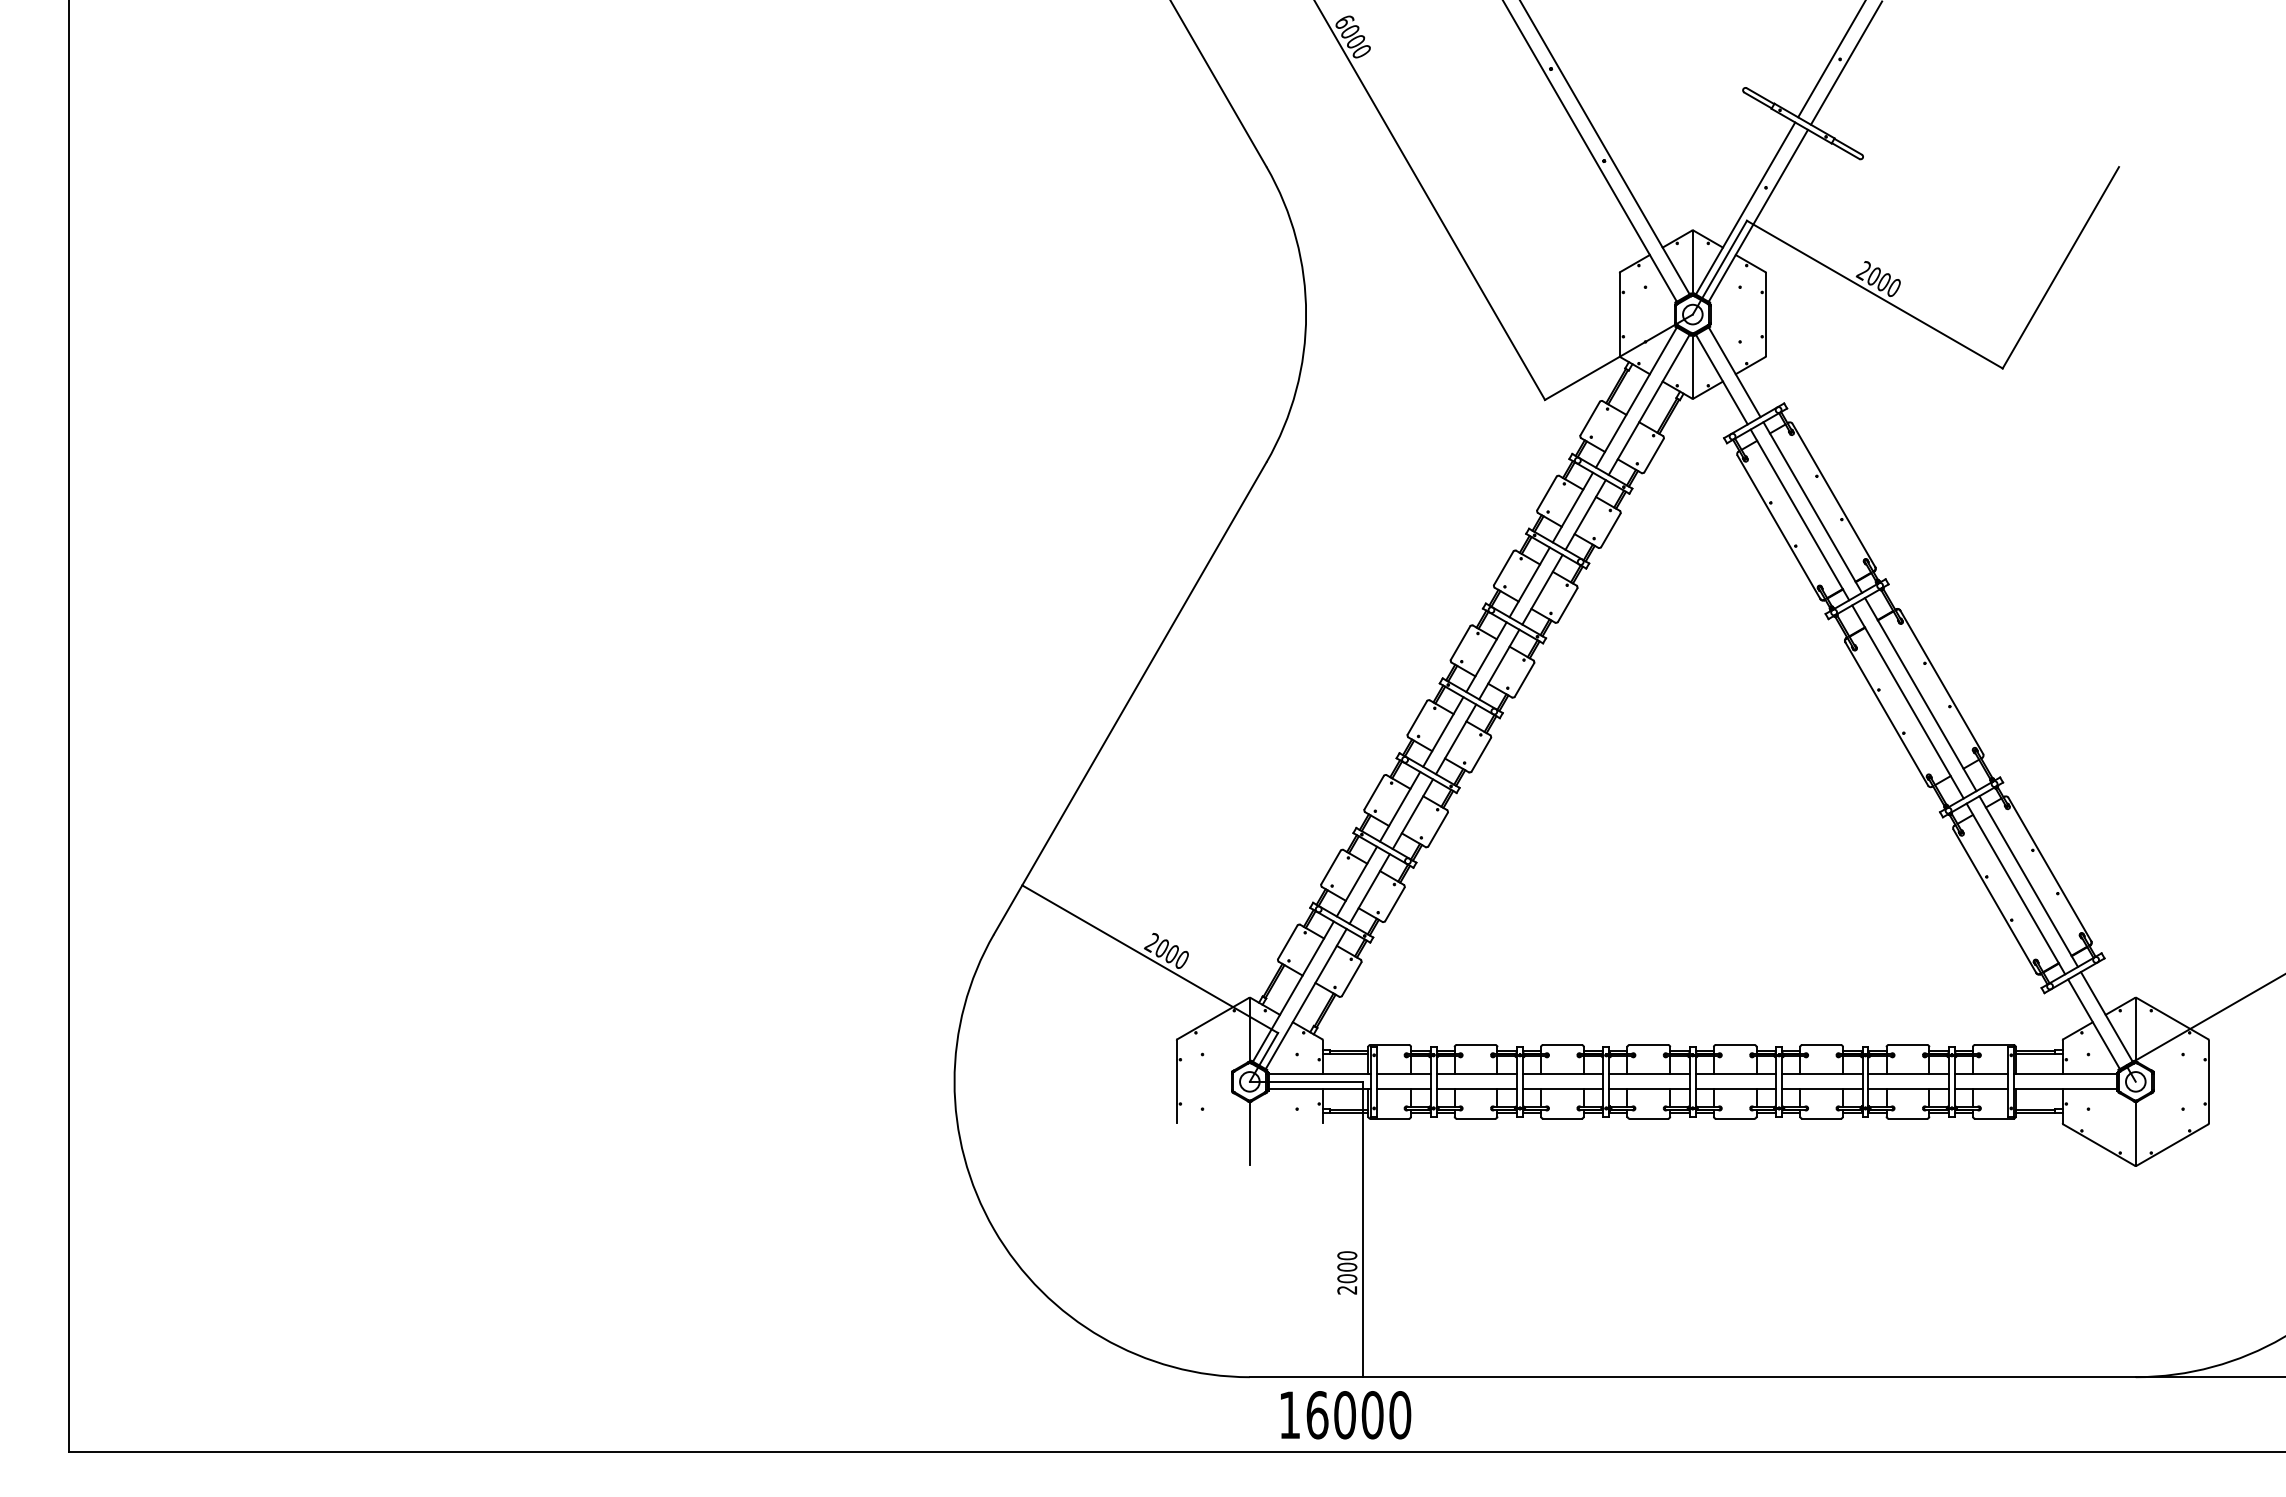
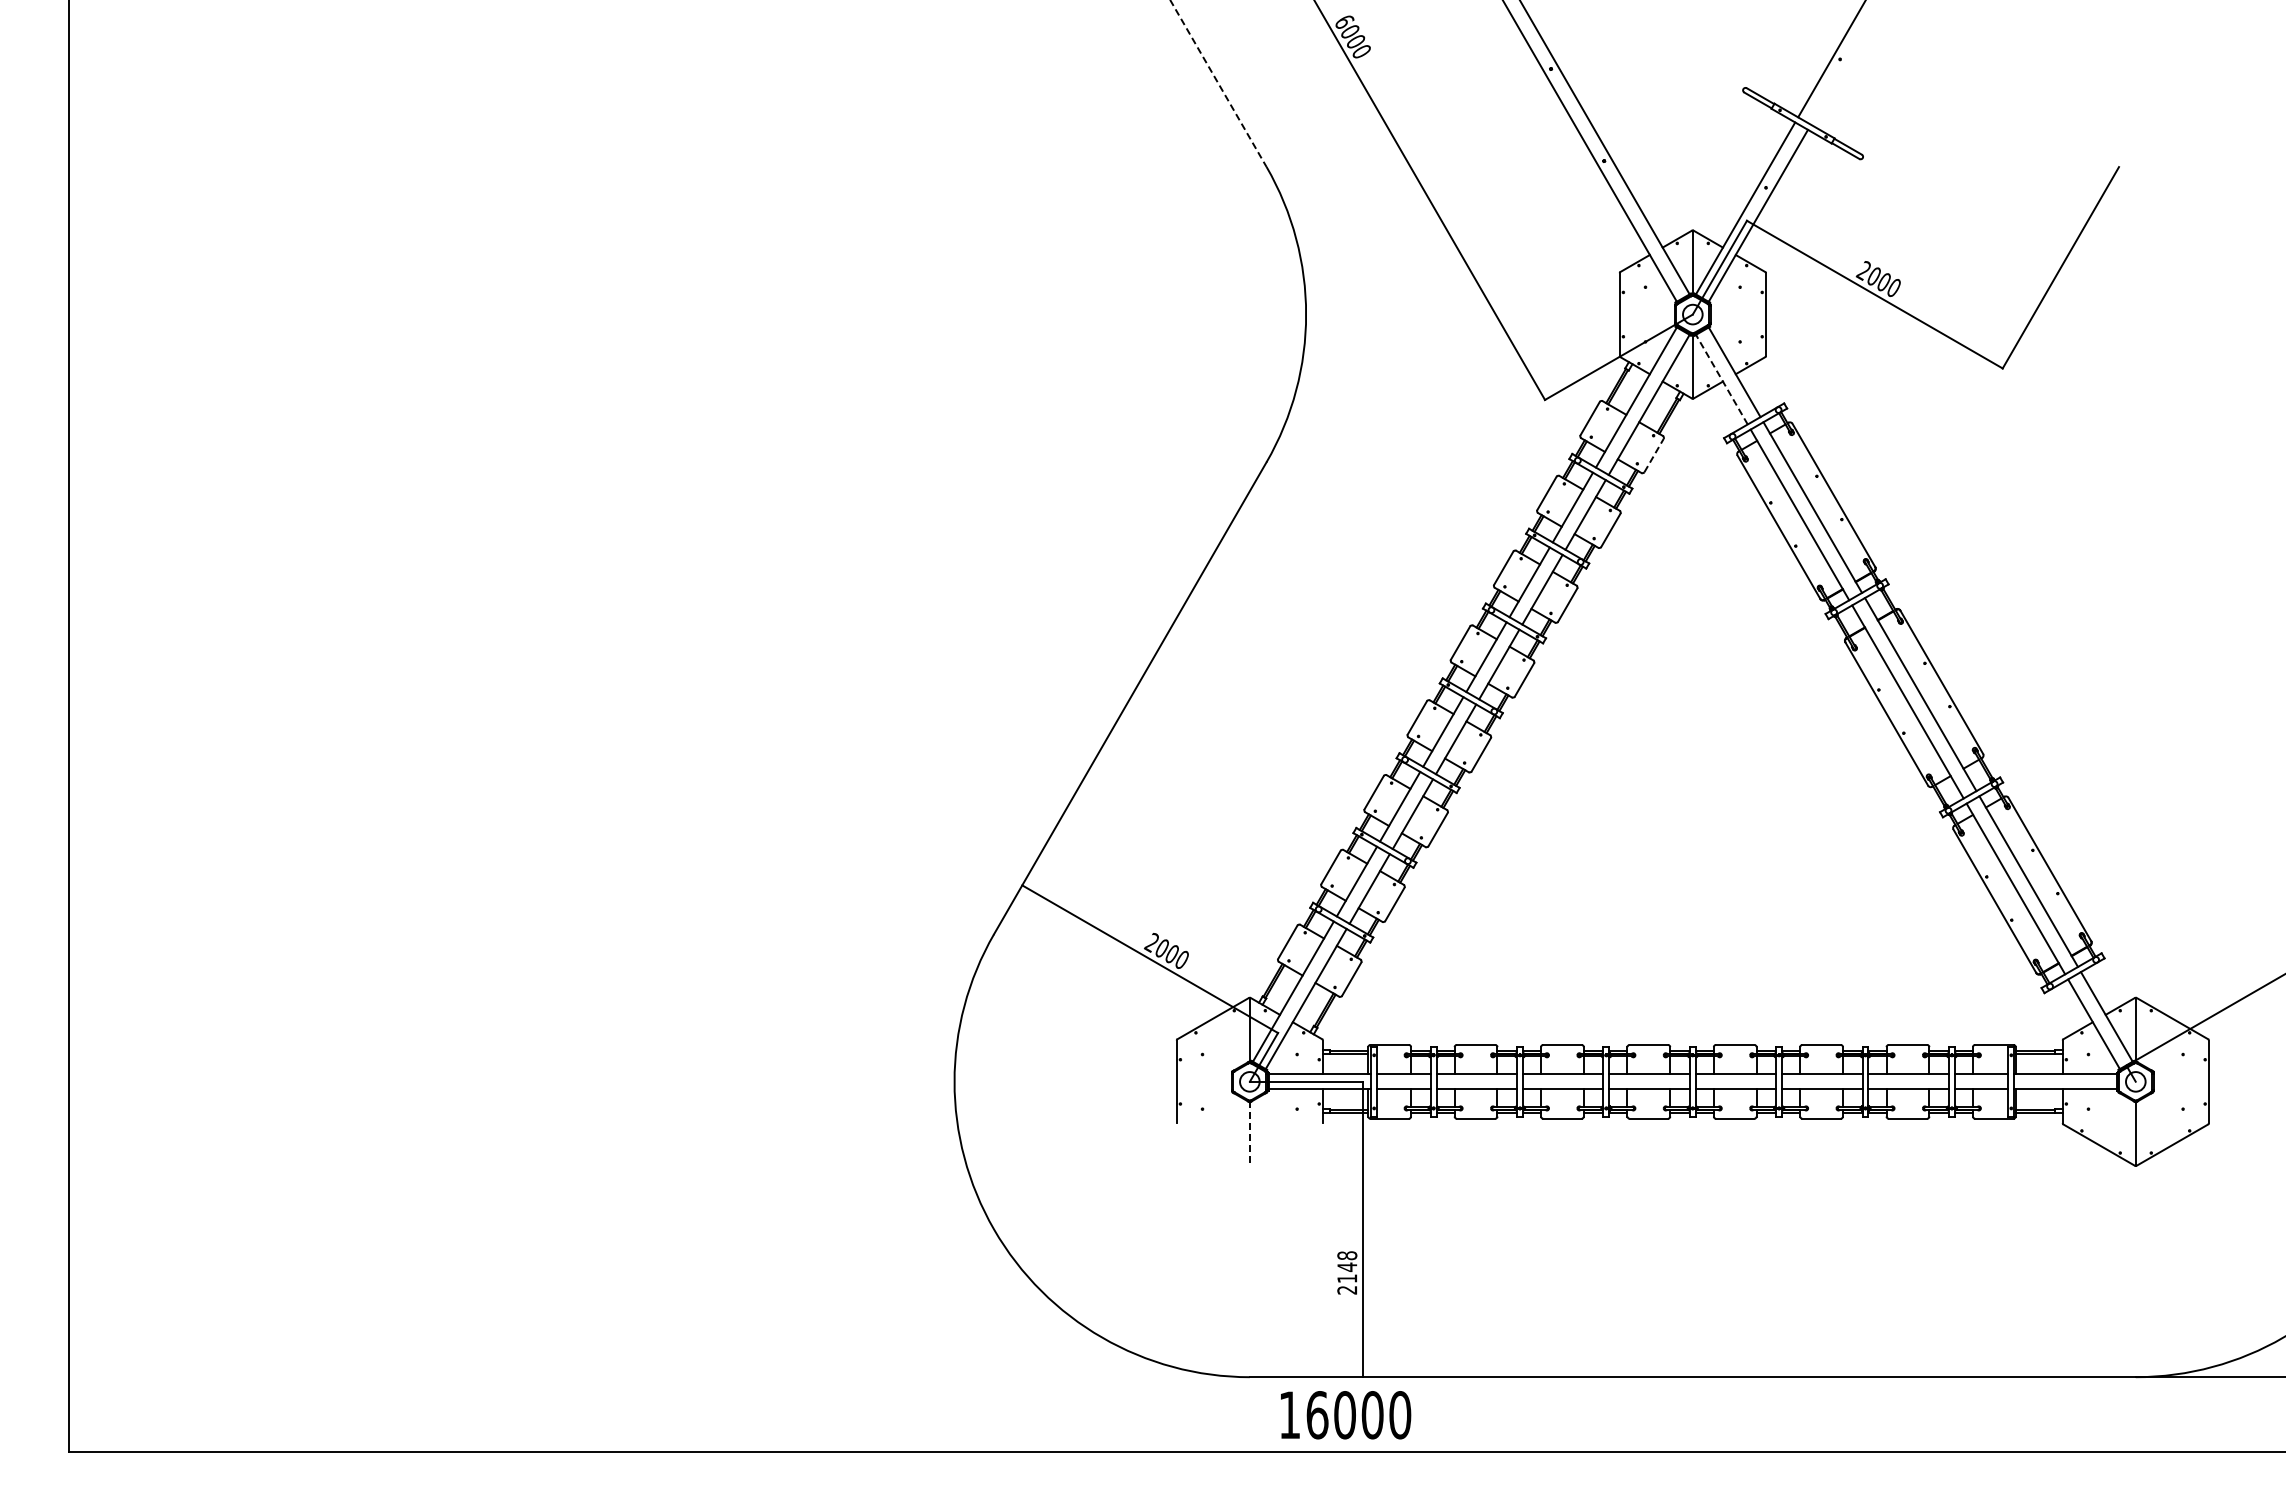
line: present -> none (1845, 63)
line: solid -> dashed (1218, 83)
line: solid -> dashed (1721, 379)
line: solid -> dashed (1654, 455)
line: solid -> dashed (1249, 1133)
text: 2000 -> 2148 (1347, 1267)
